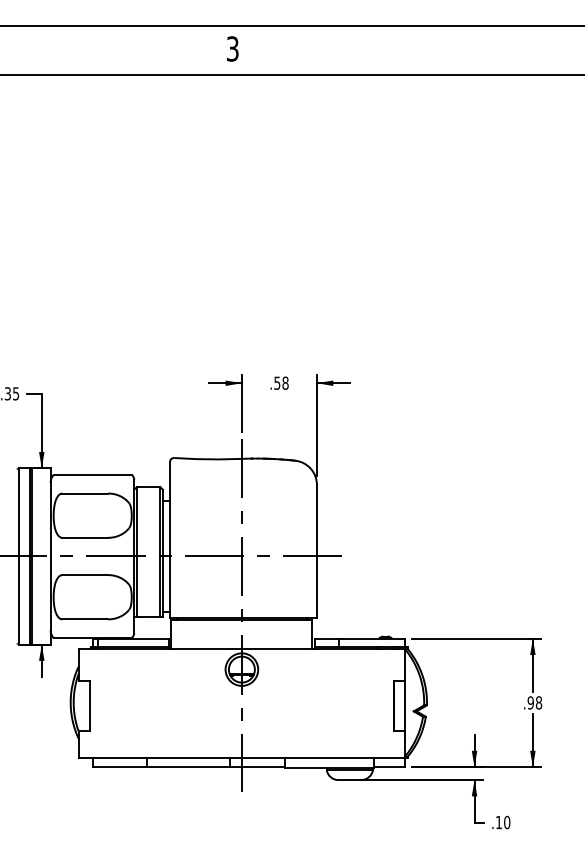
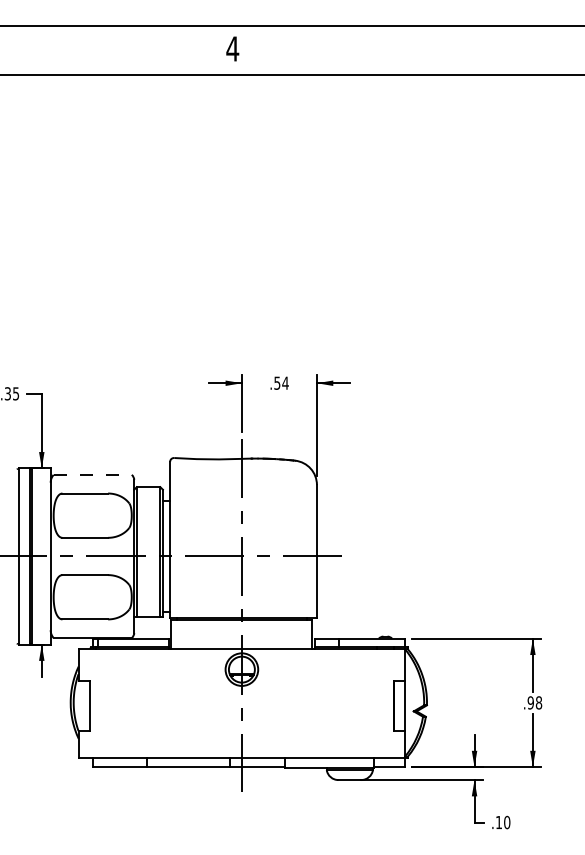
text: 3 -> 4 (232, 48)
text: .58 -> .54 (285, 382)
line: solid -> dashed (93, 474)
